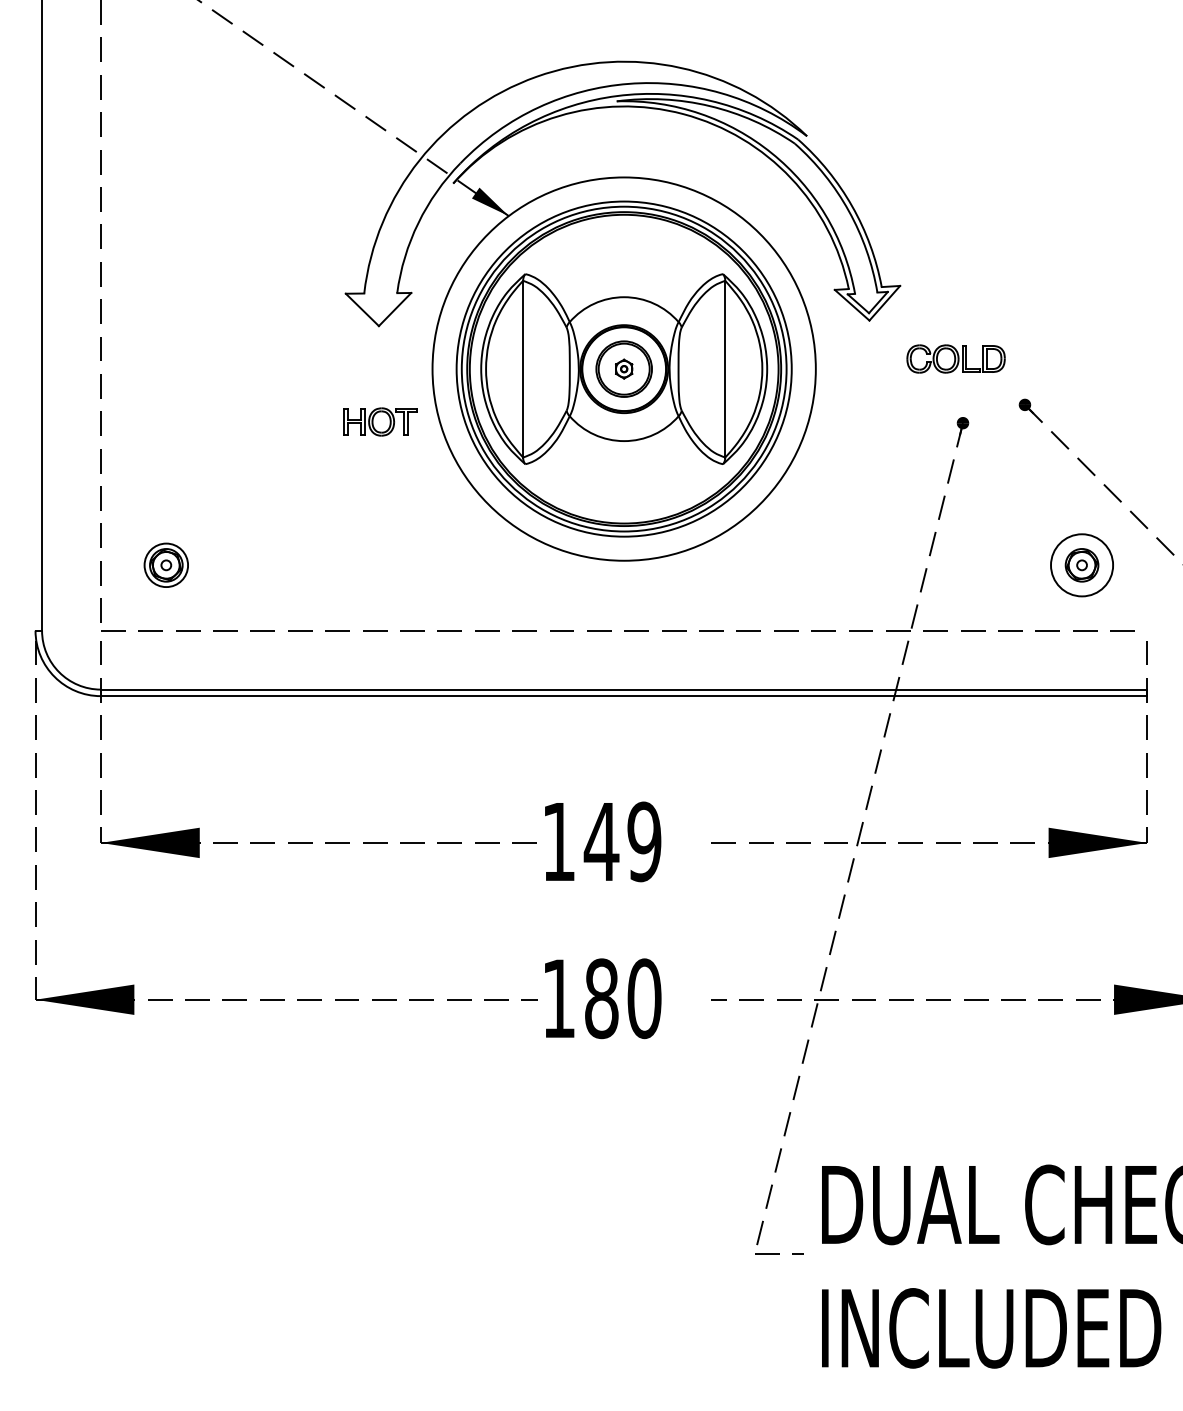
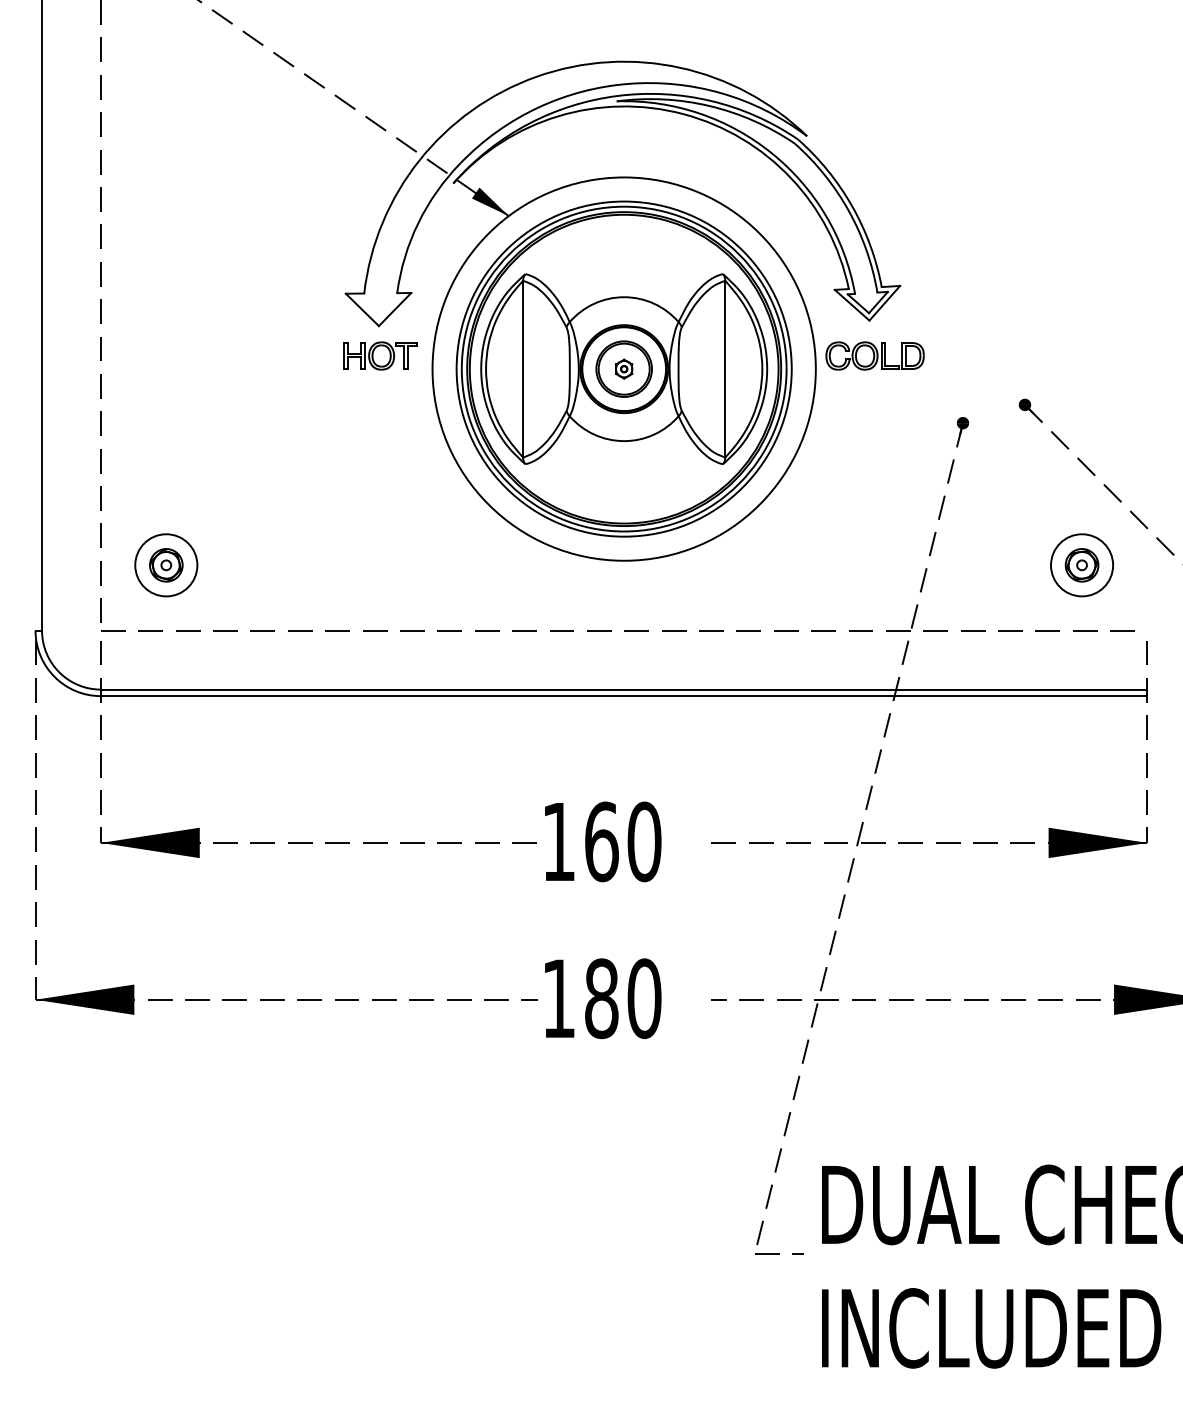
part position: (955, 358) -> (874, 355) (874, 355)
part position: (380, 421) -> (380, 355) (380, 355)
circle diameter: 43 px -> 62 px (166, 565)
text: 149 -> 160 (622, 841)
